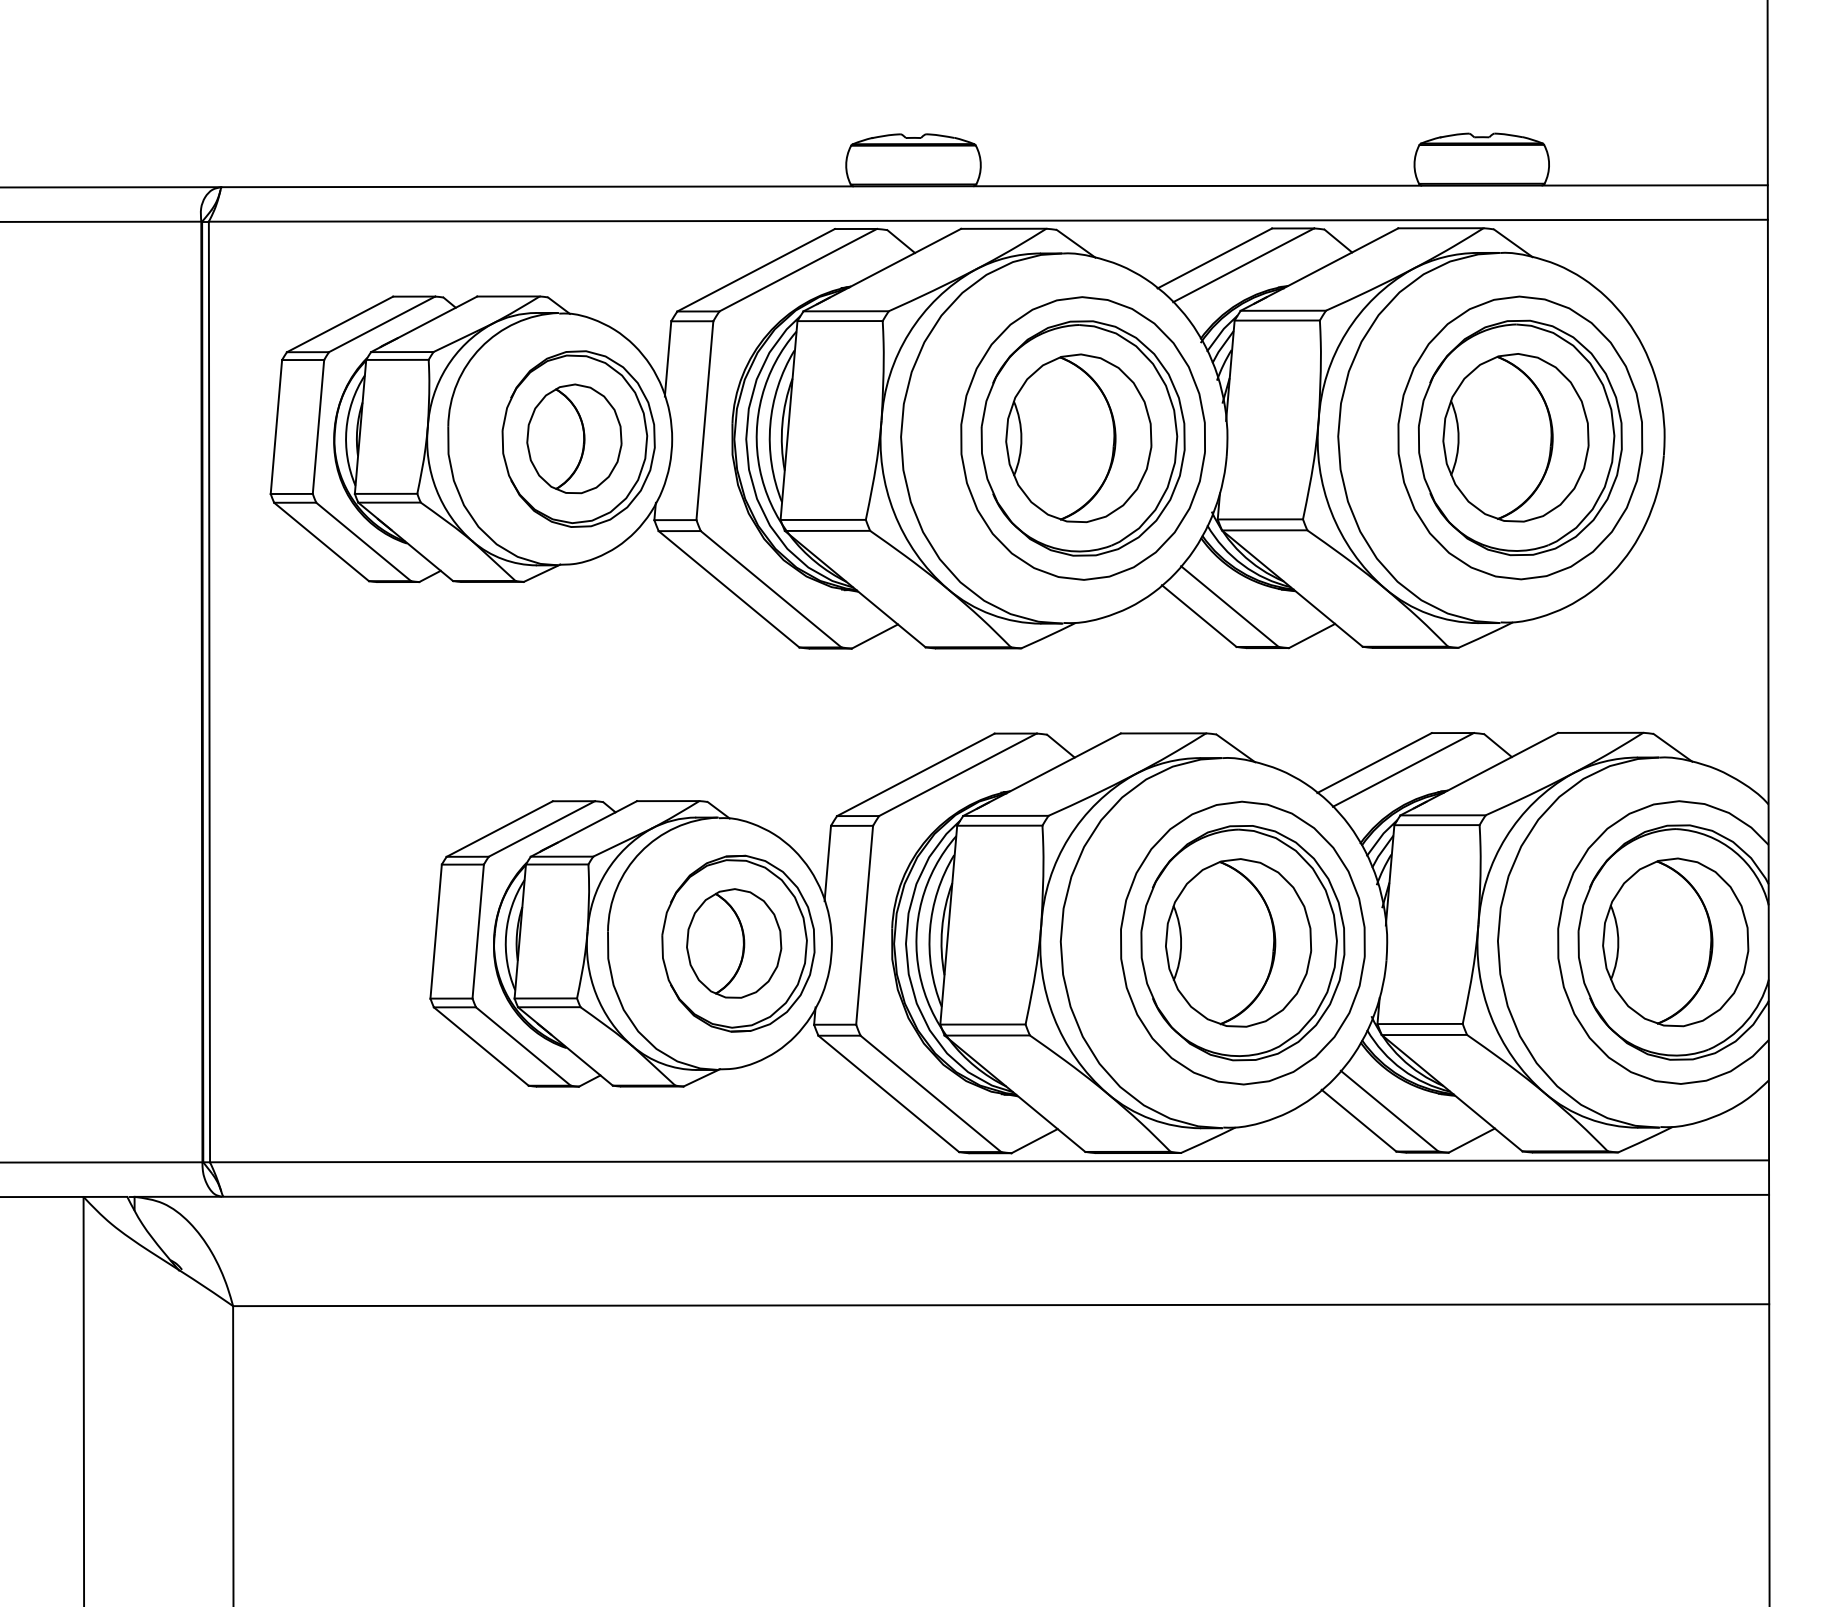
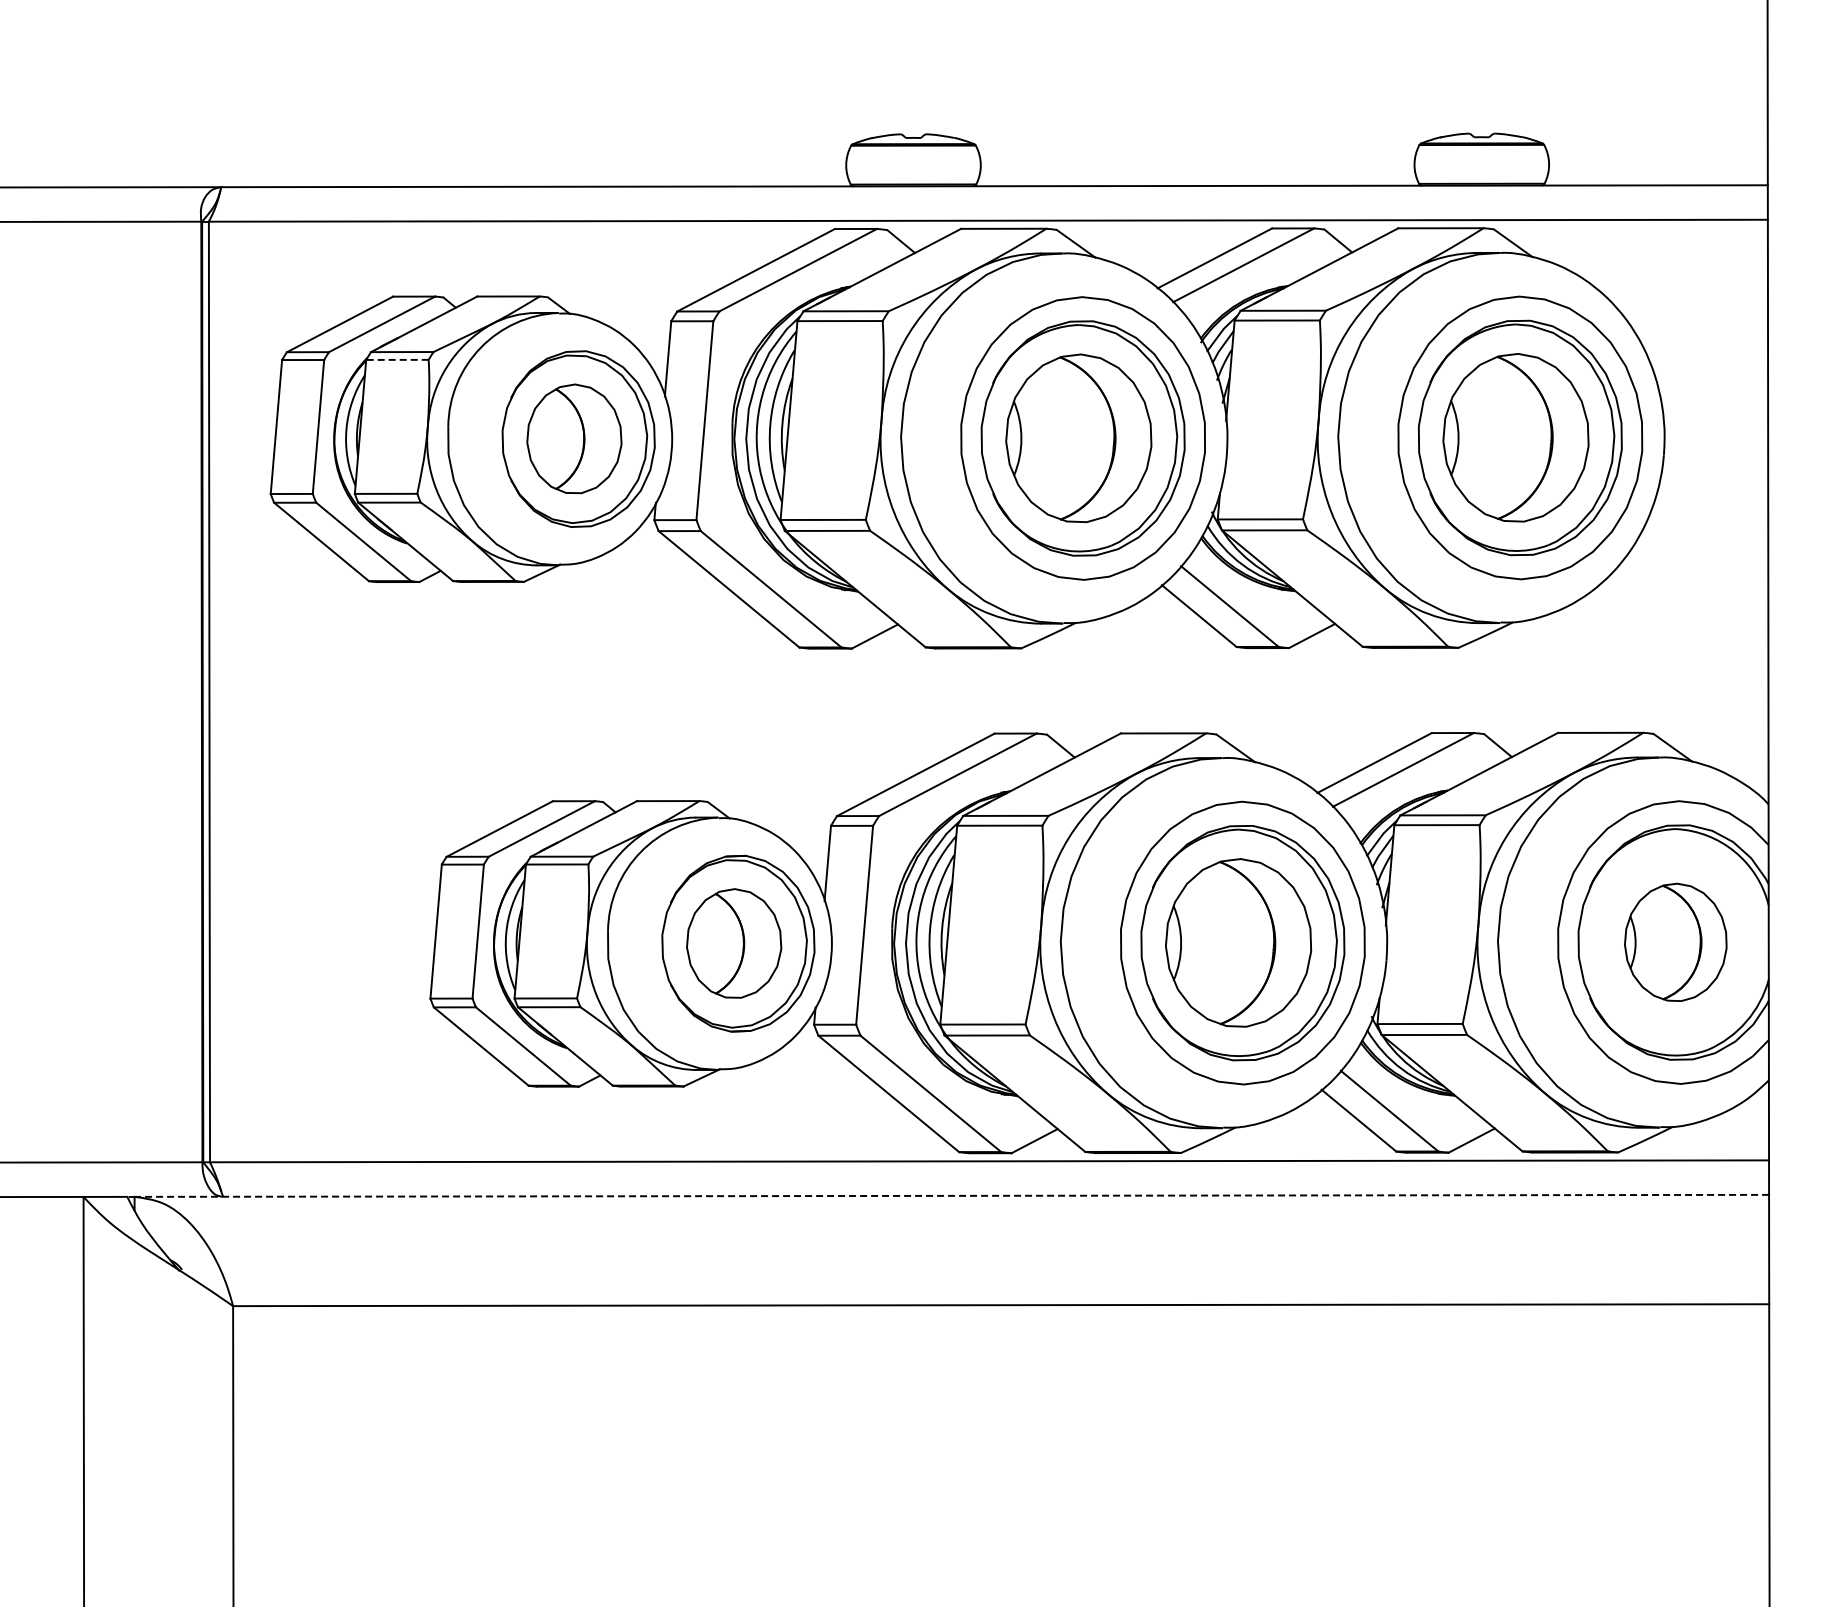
line: solid -> dashed (396, 359)
part size: 148x171 px -> 104x120 px (1675, 941)
line: solid -> dashed (951, 1195)
